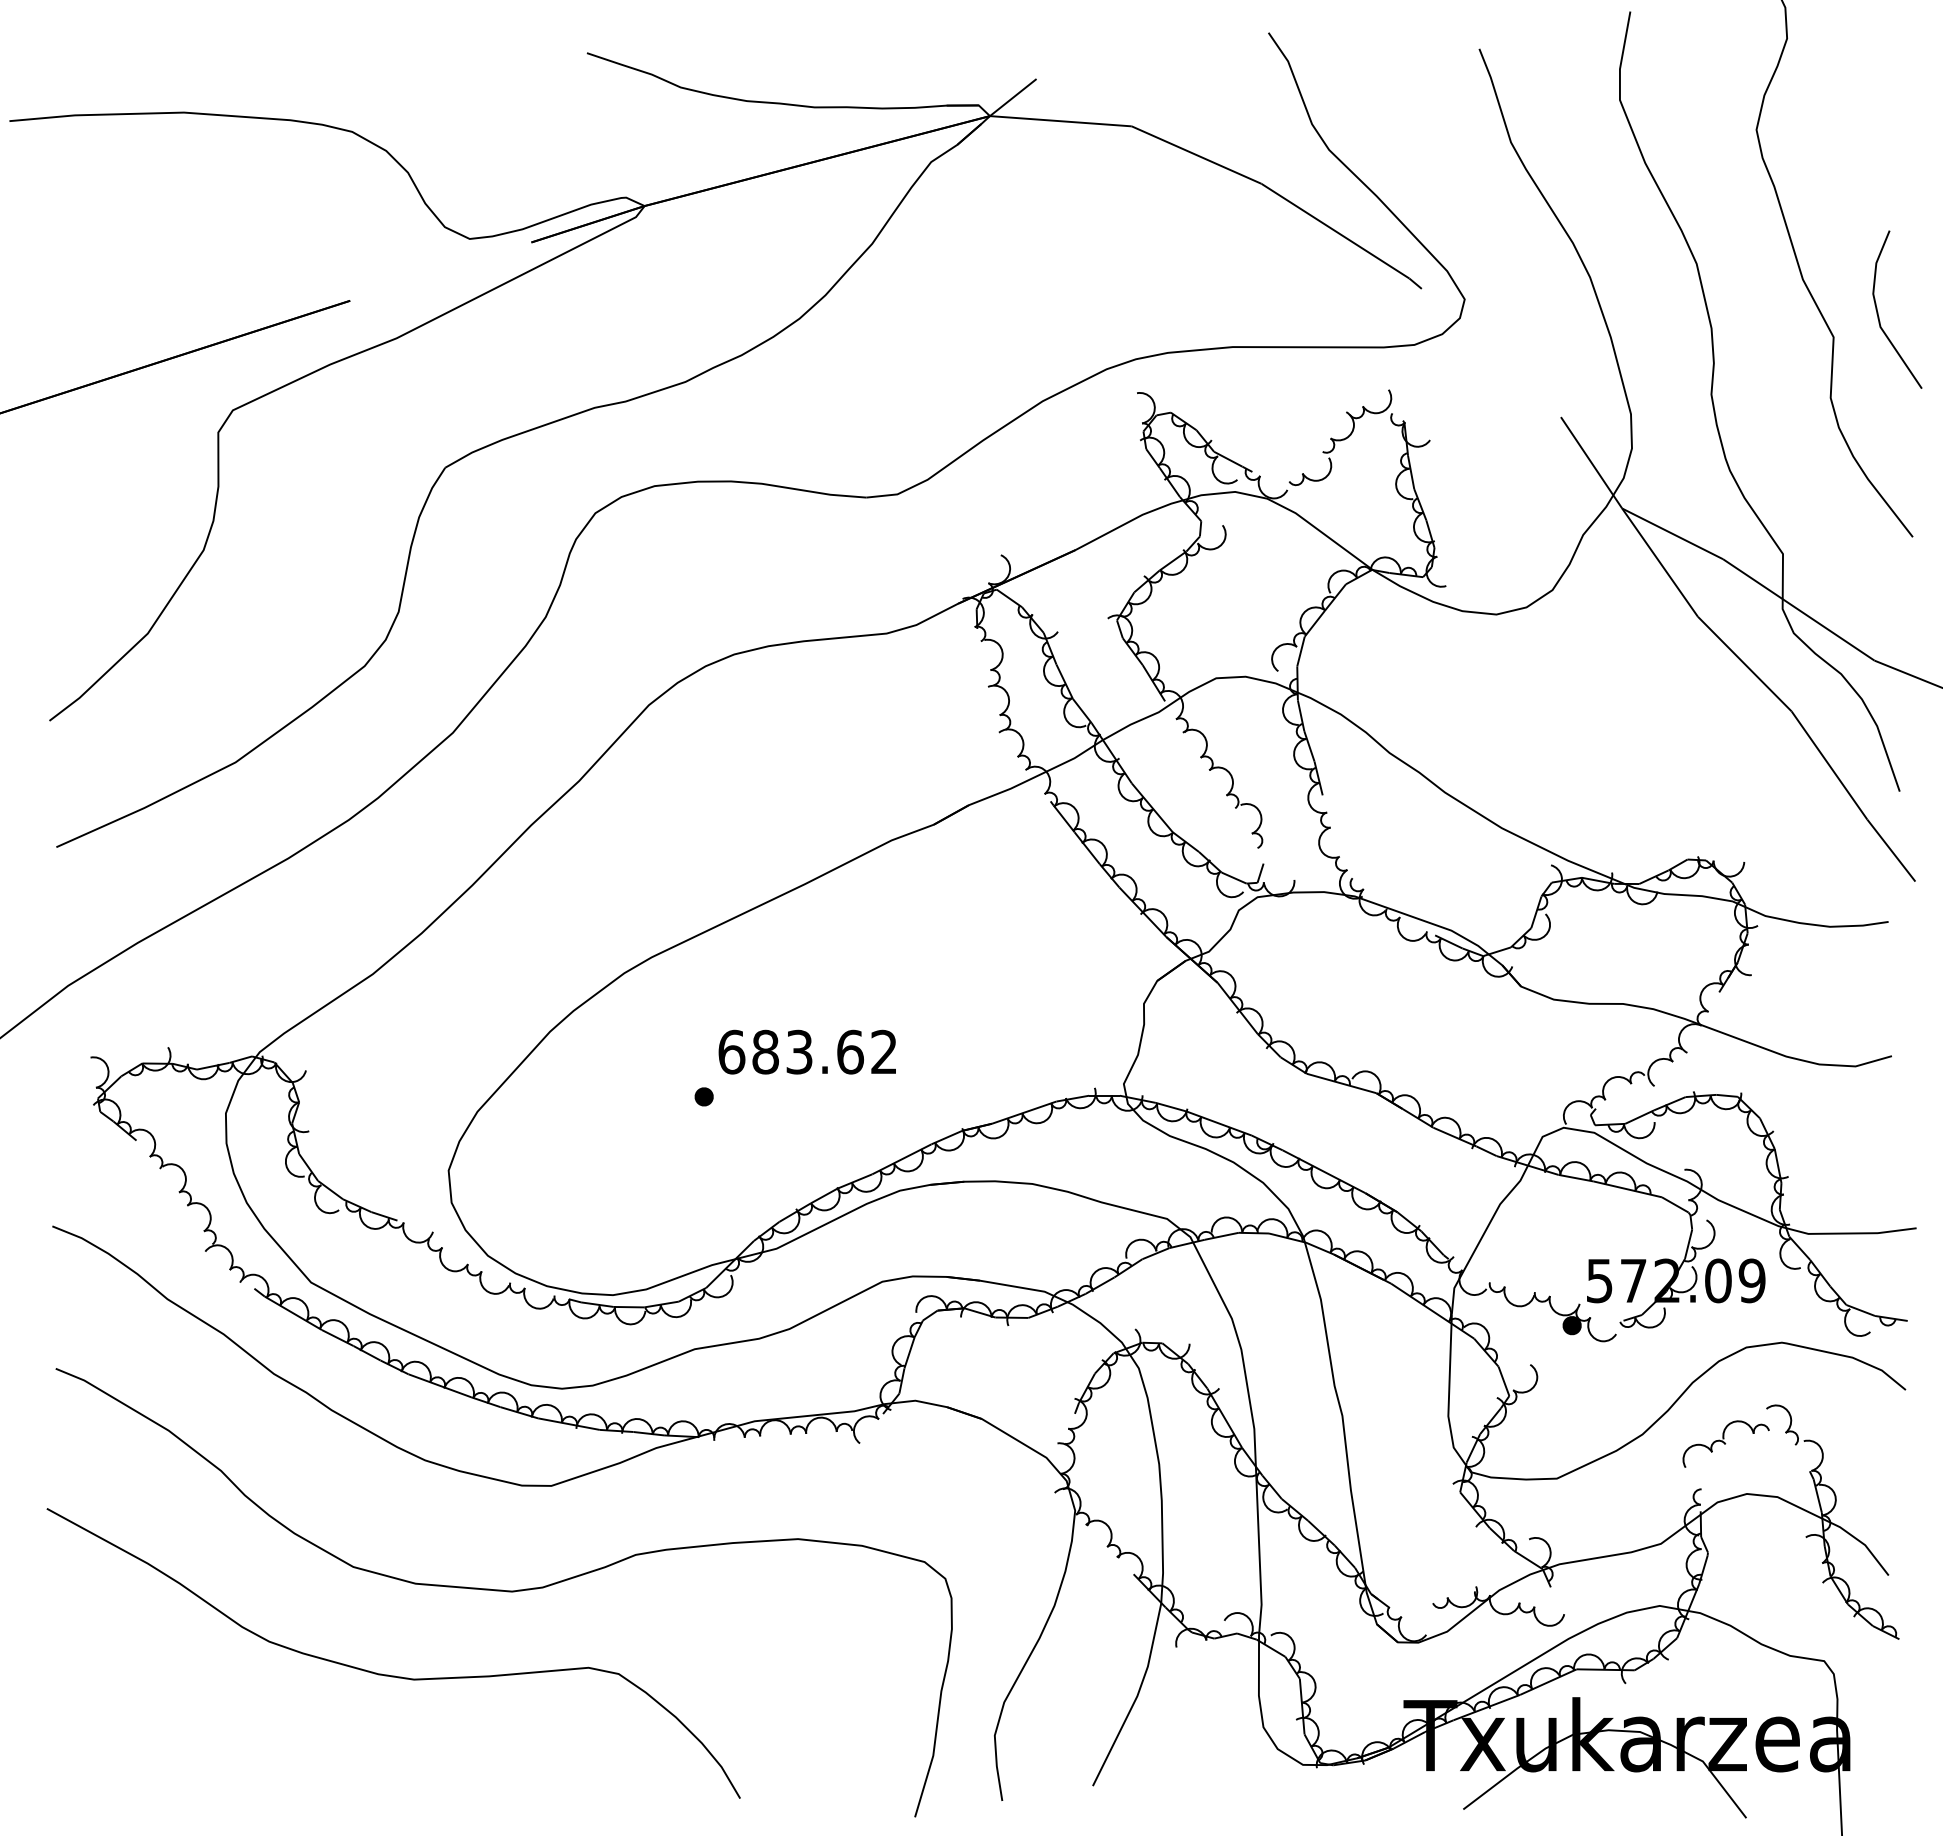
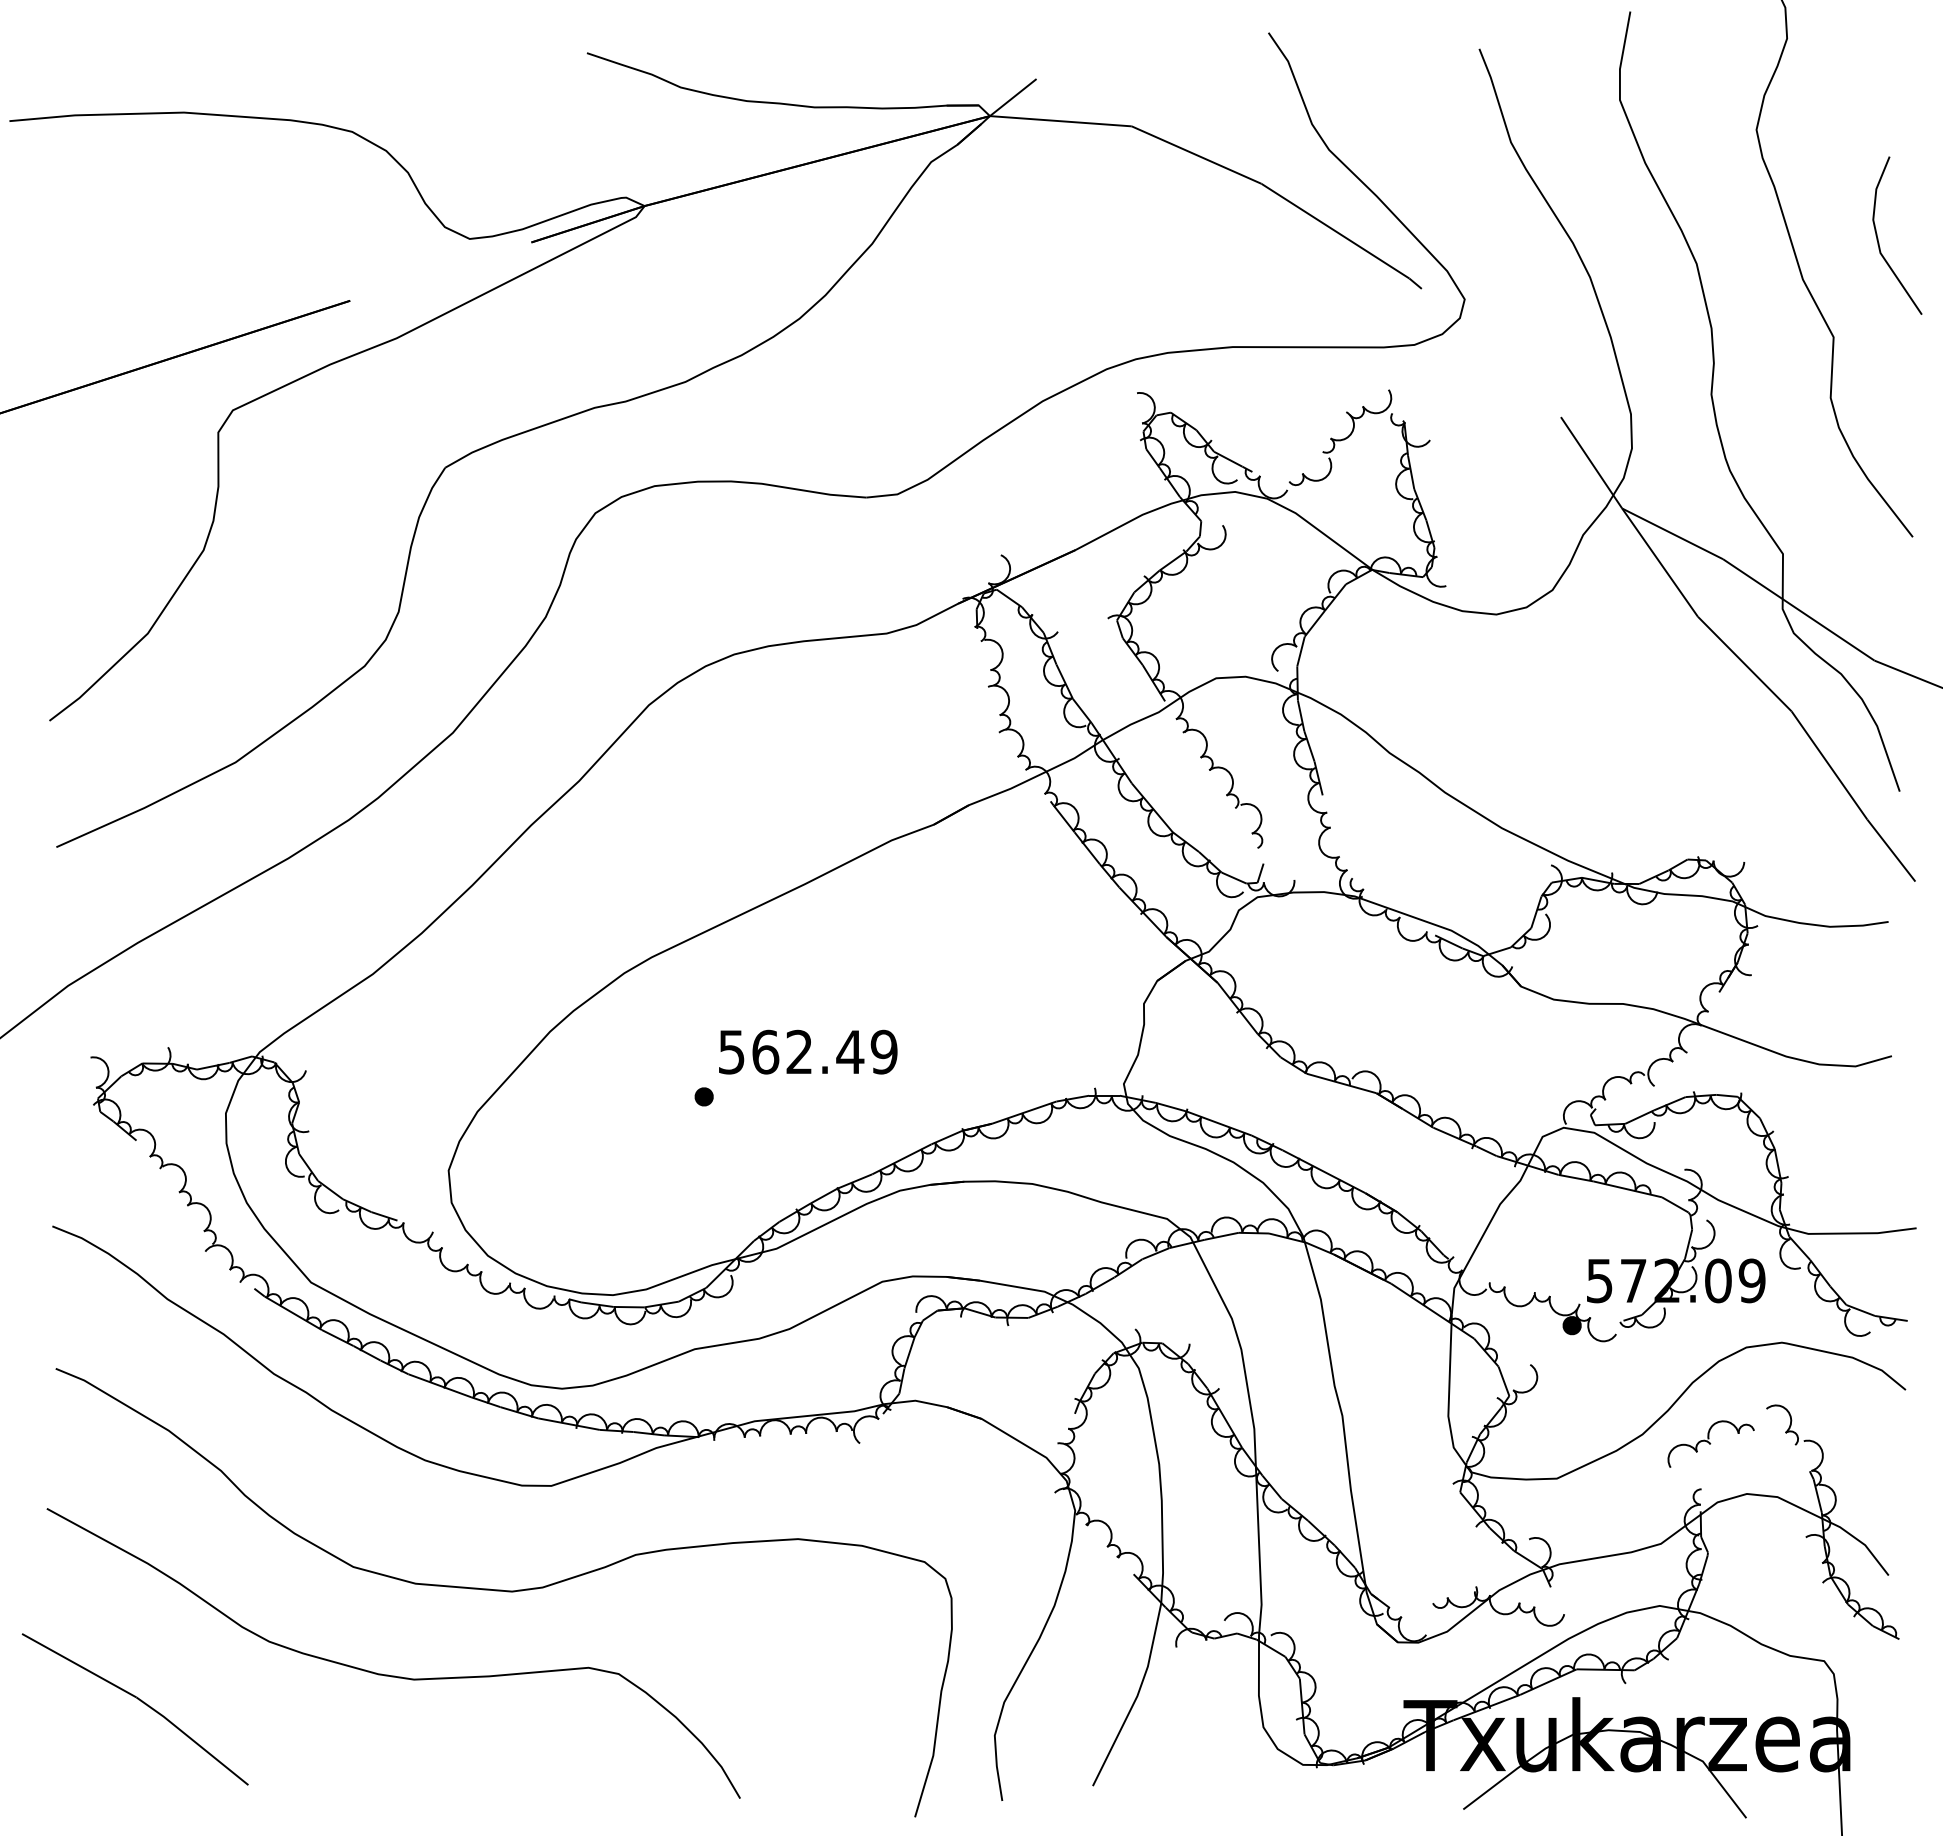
line position: (1878, 312) -> (1878, 238) (1878, 238)
text: 683.62 -> 562.49 (807, 1051)
part position: (1725, 1443) -> (1710, 1443) (1710, 1443)
part: none -> present (141, 1702)
